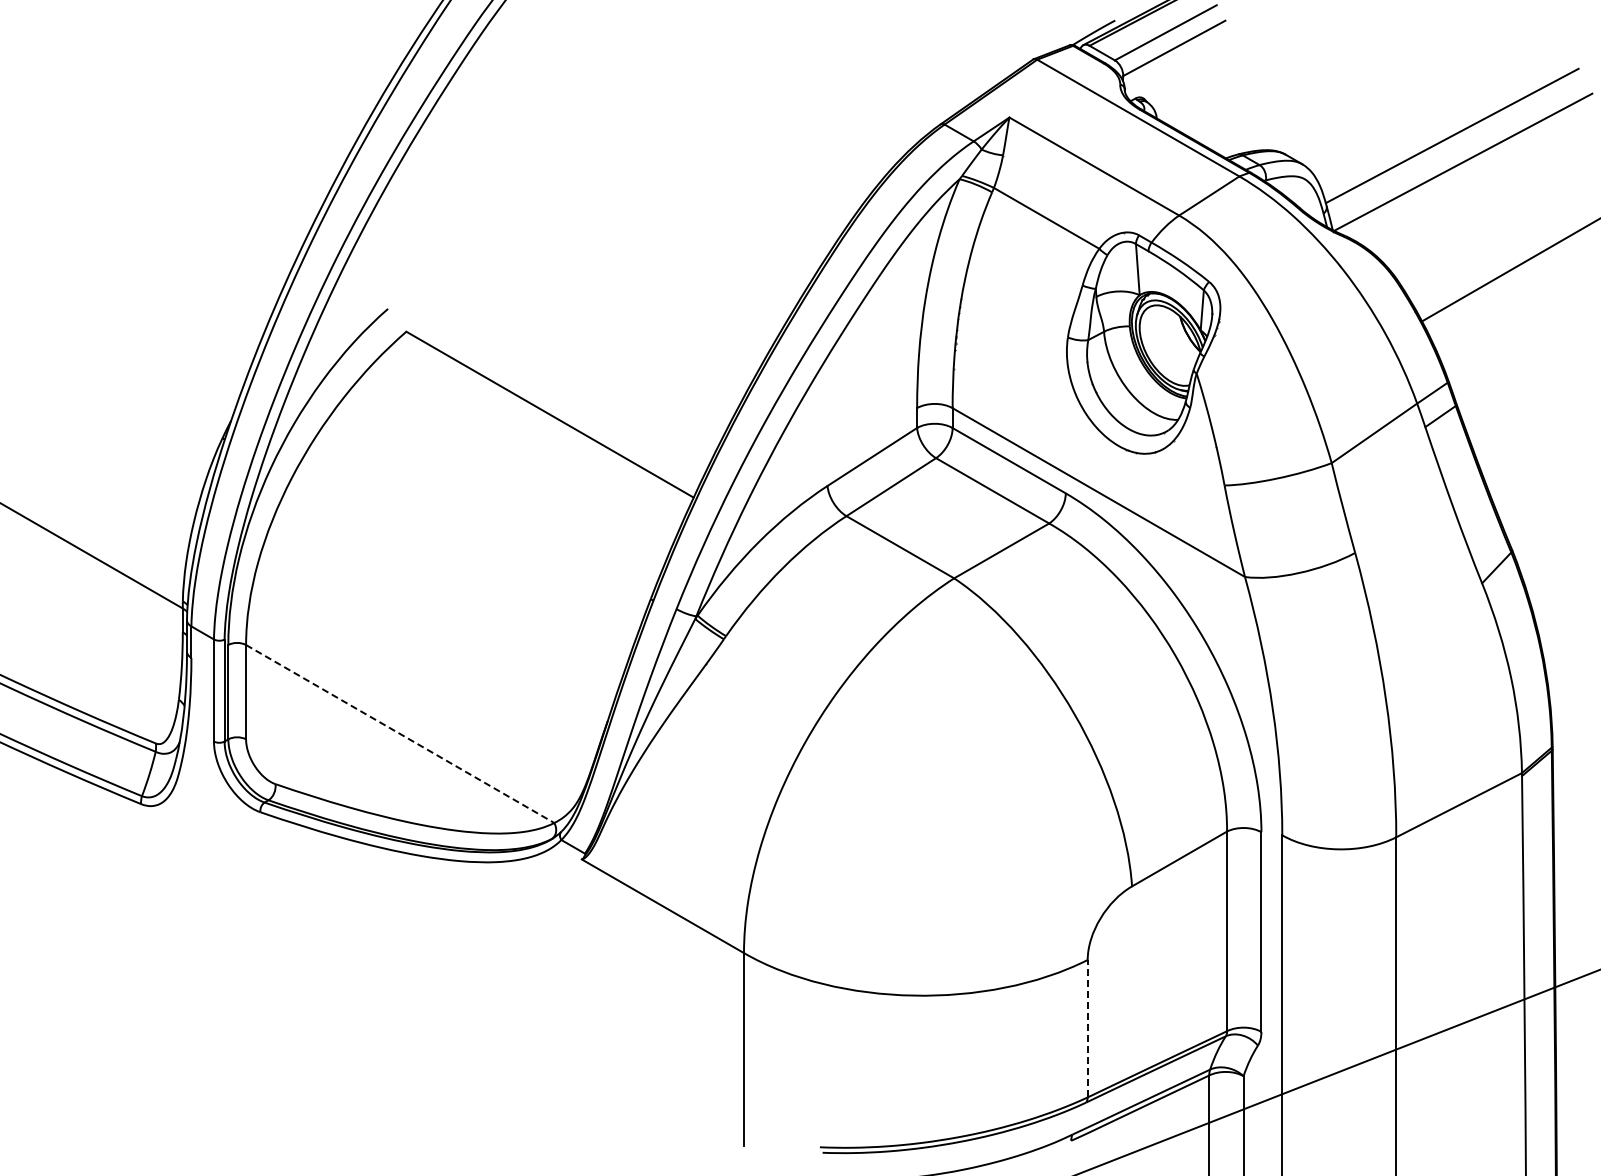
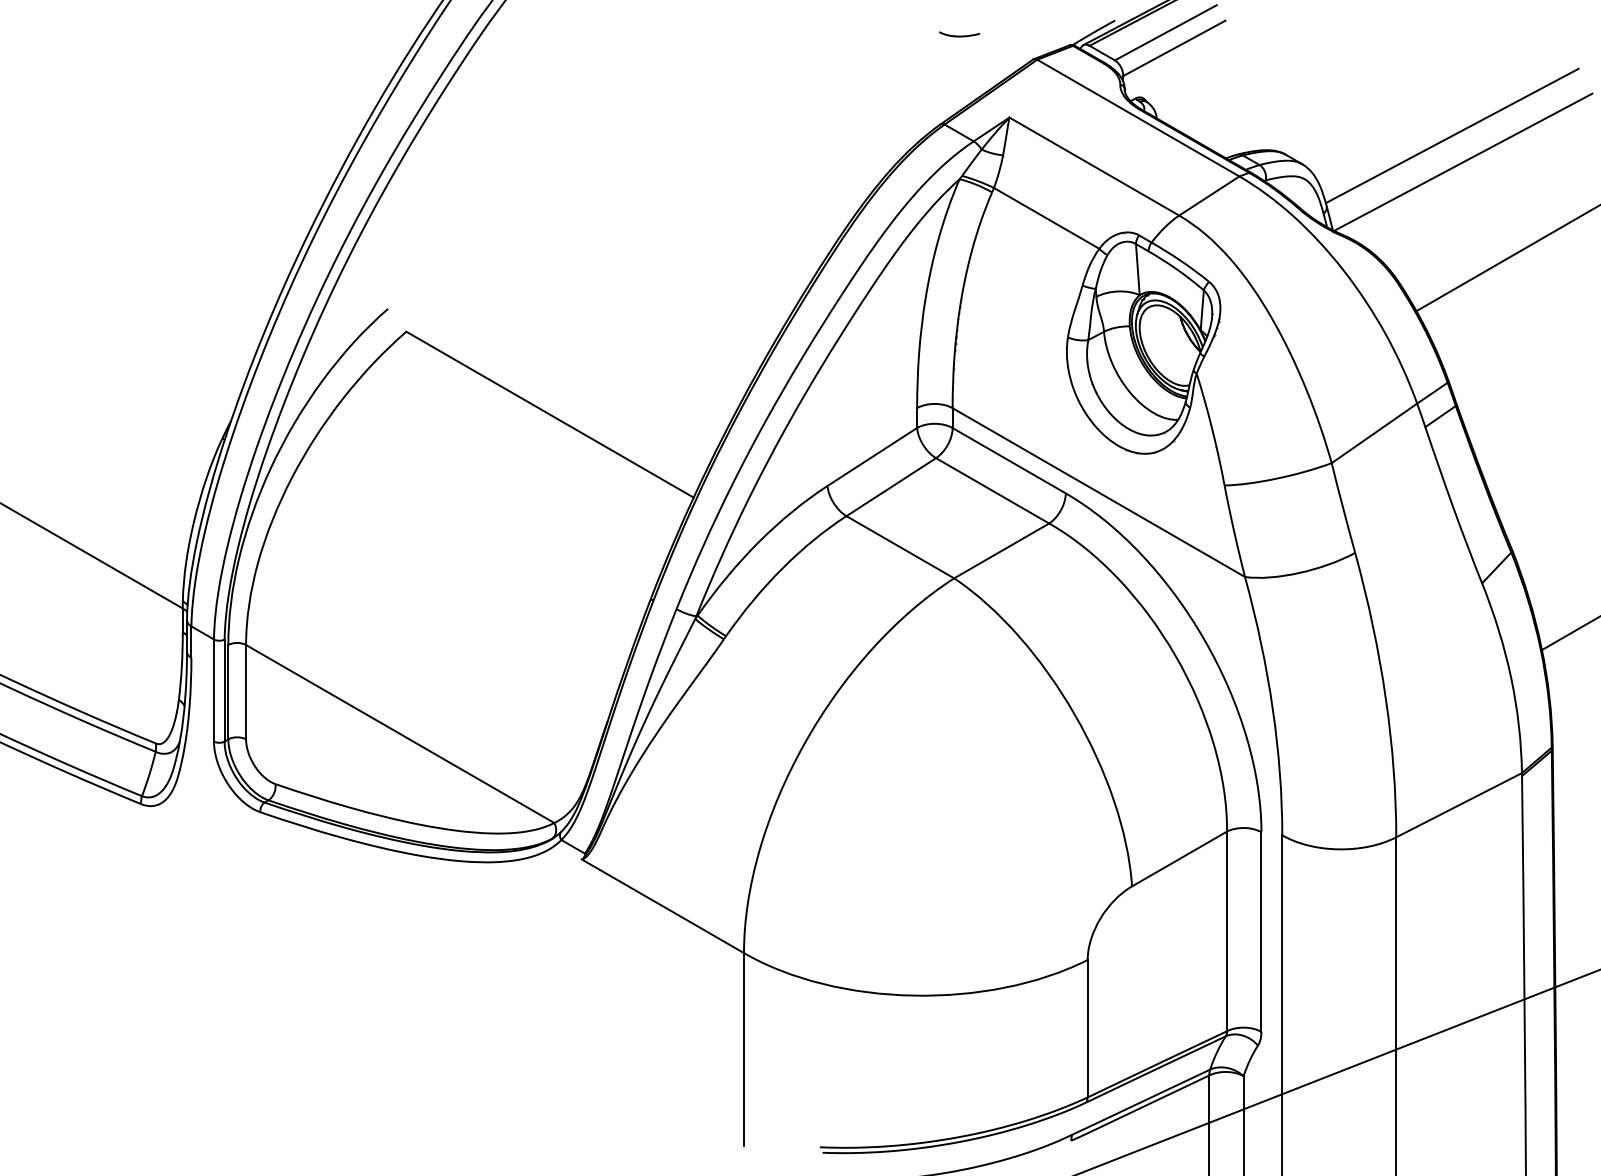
part: none -> present (959, 34)
line position: (1509, 270) -> (1506, 258) (1506, 258)
line: none -> present (1569, 633)
line: dashed -> solid (400, 734)
line: dashed -> solid (1087, 1028)
